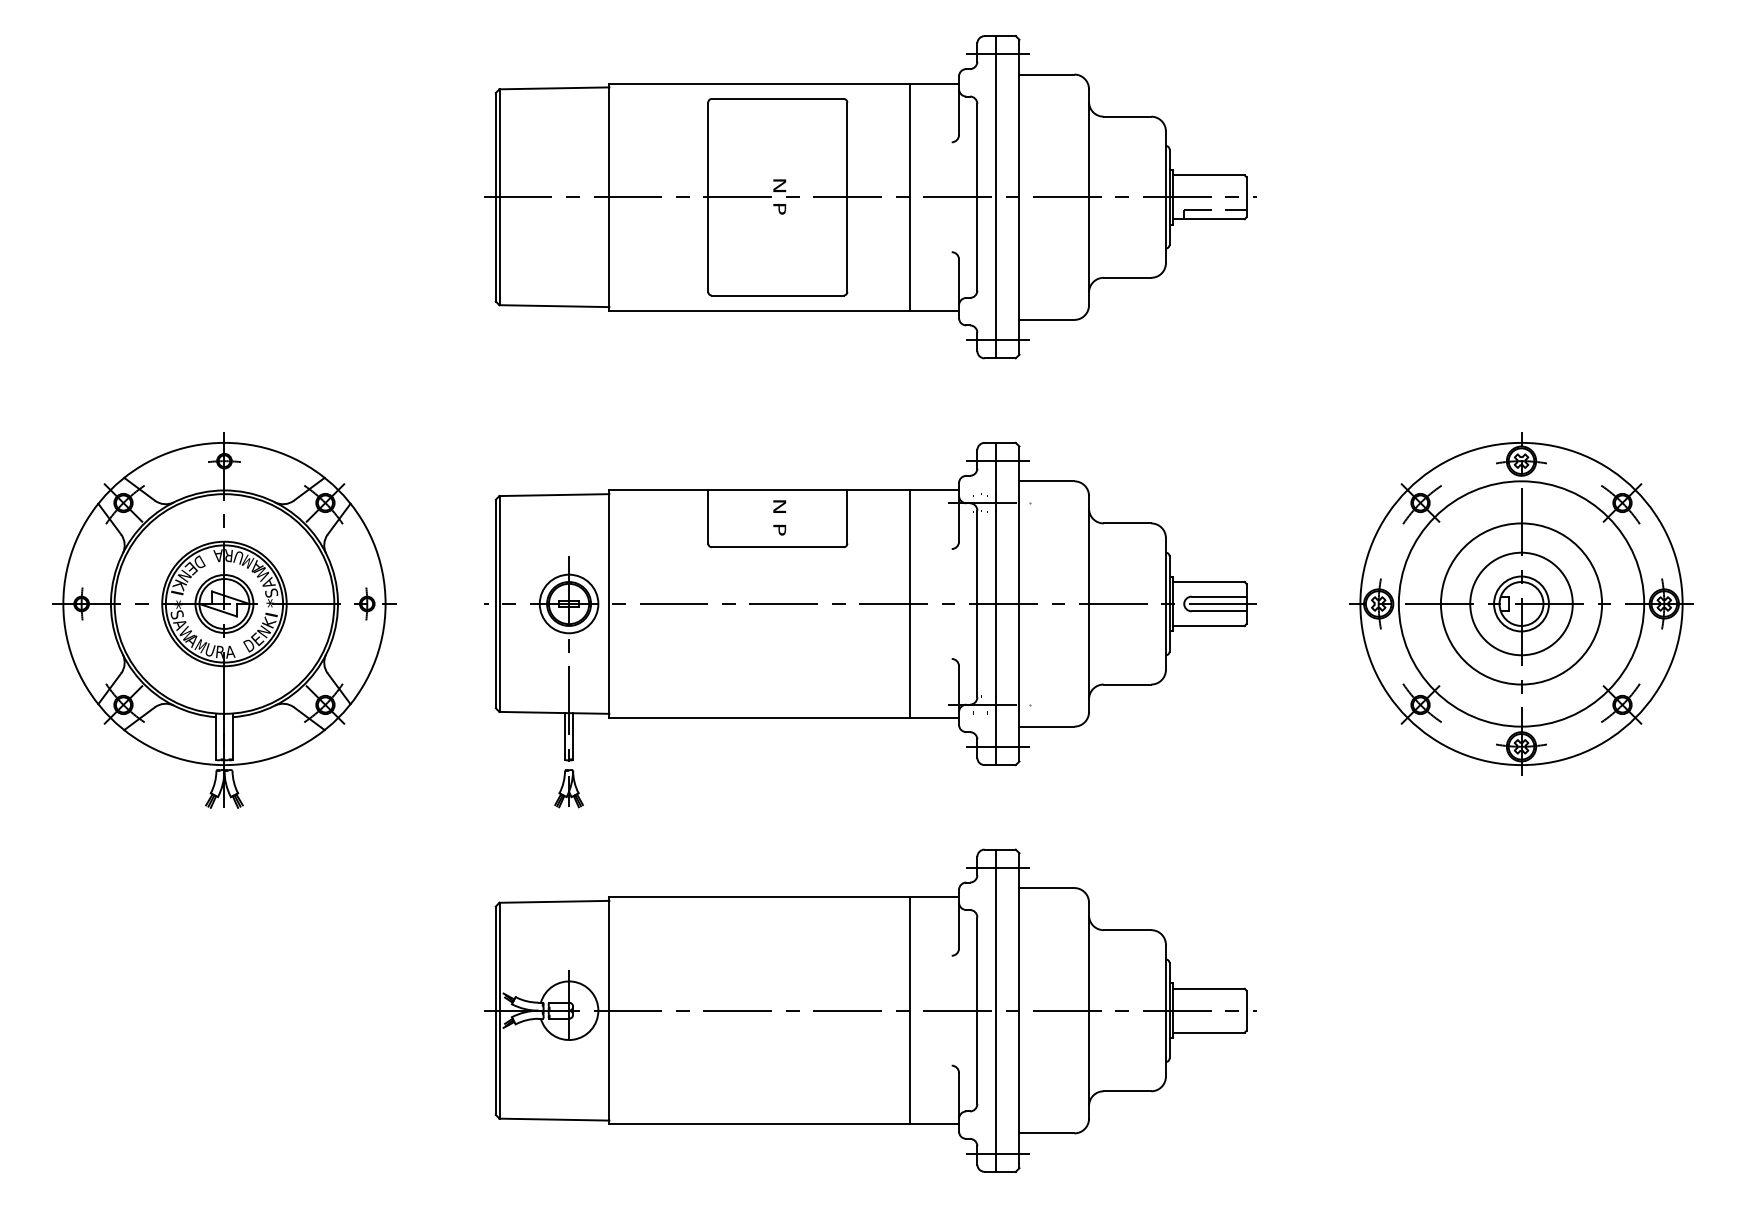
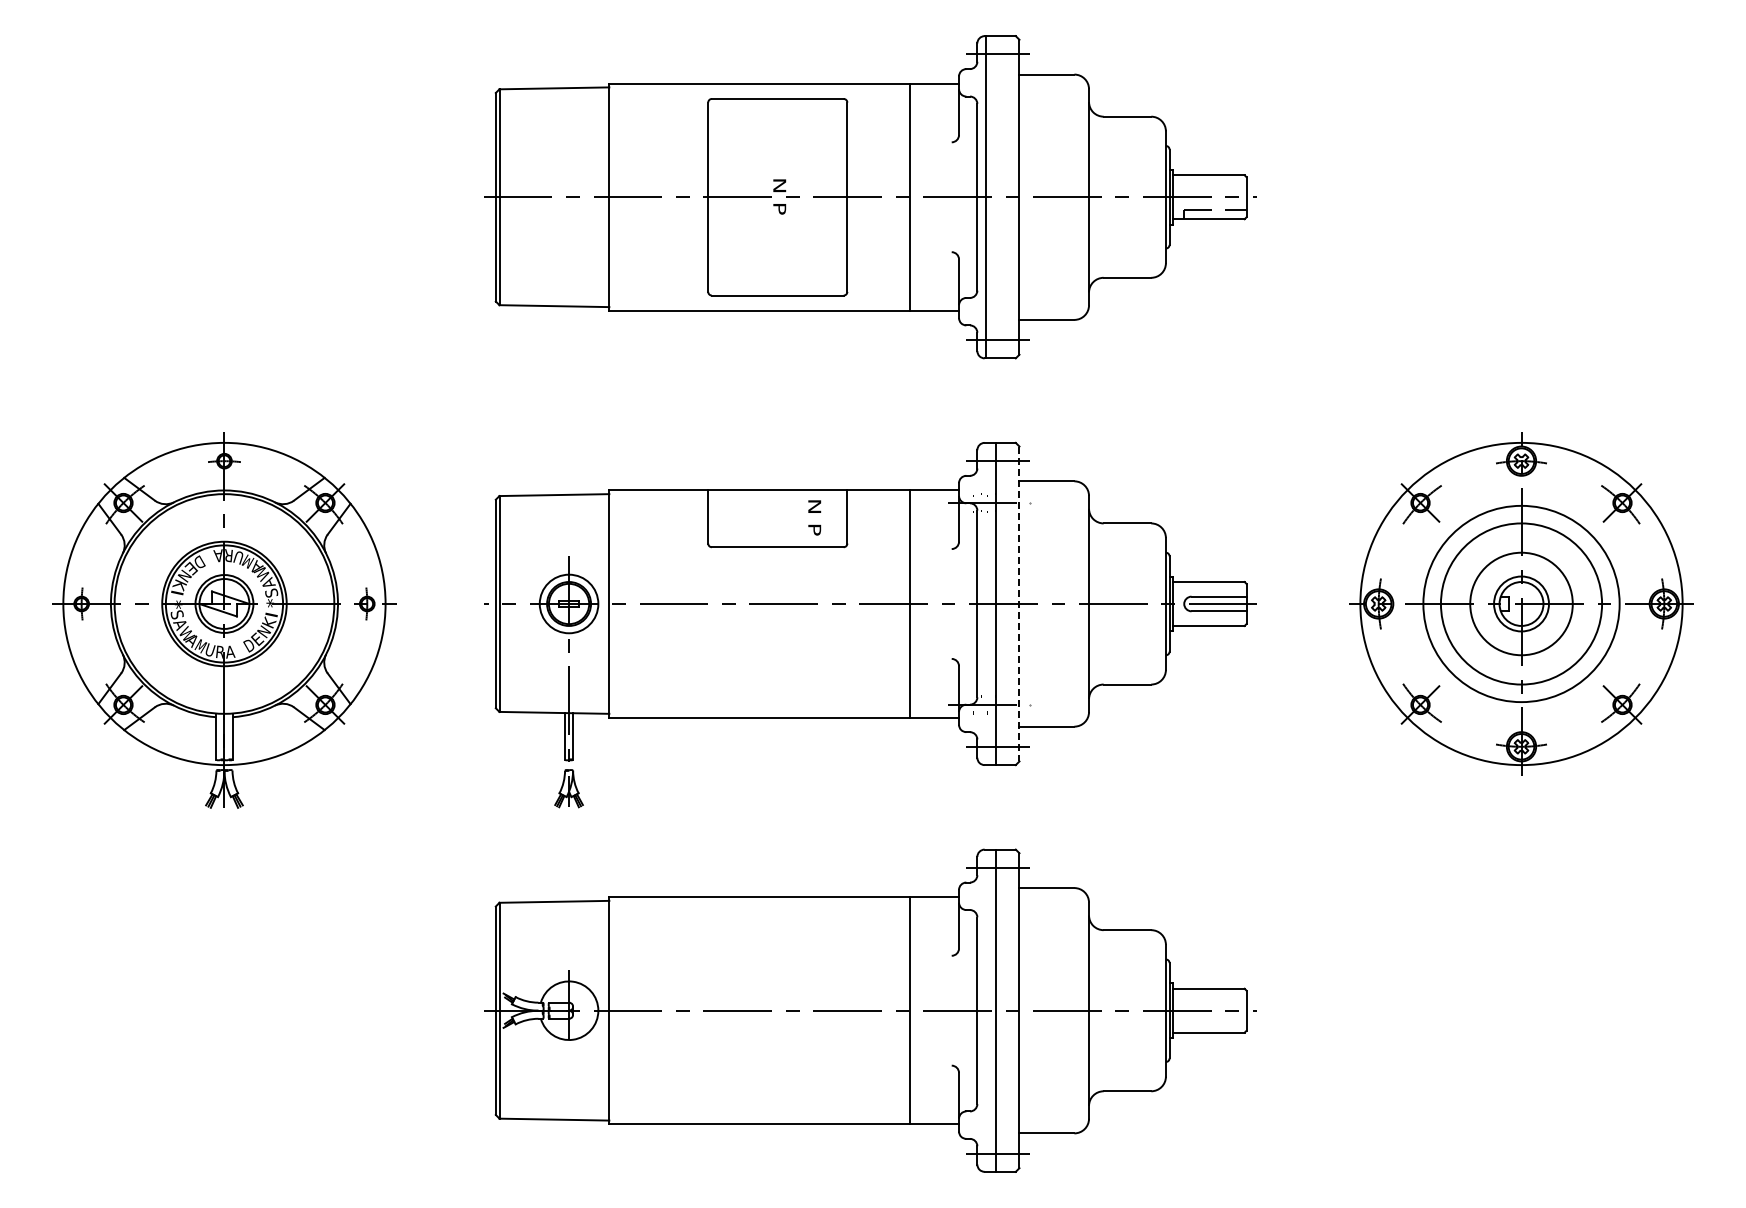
line position: (995, 197) -> (985, 197) (985, 197)
text position: (779, 517) -> (814, 517) (814, 517)
circle diameter: 245 px -> 196 px (1521, 603)
line: solid -> dashed (1019, 604)
